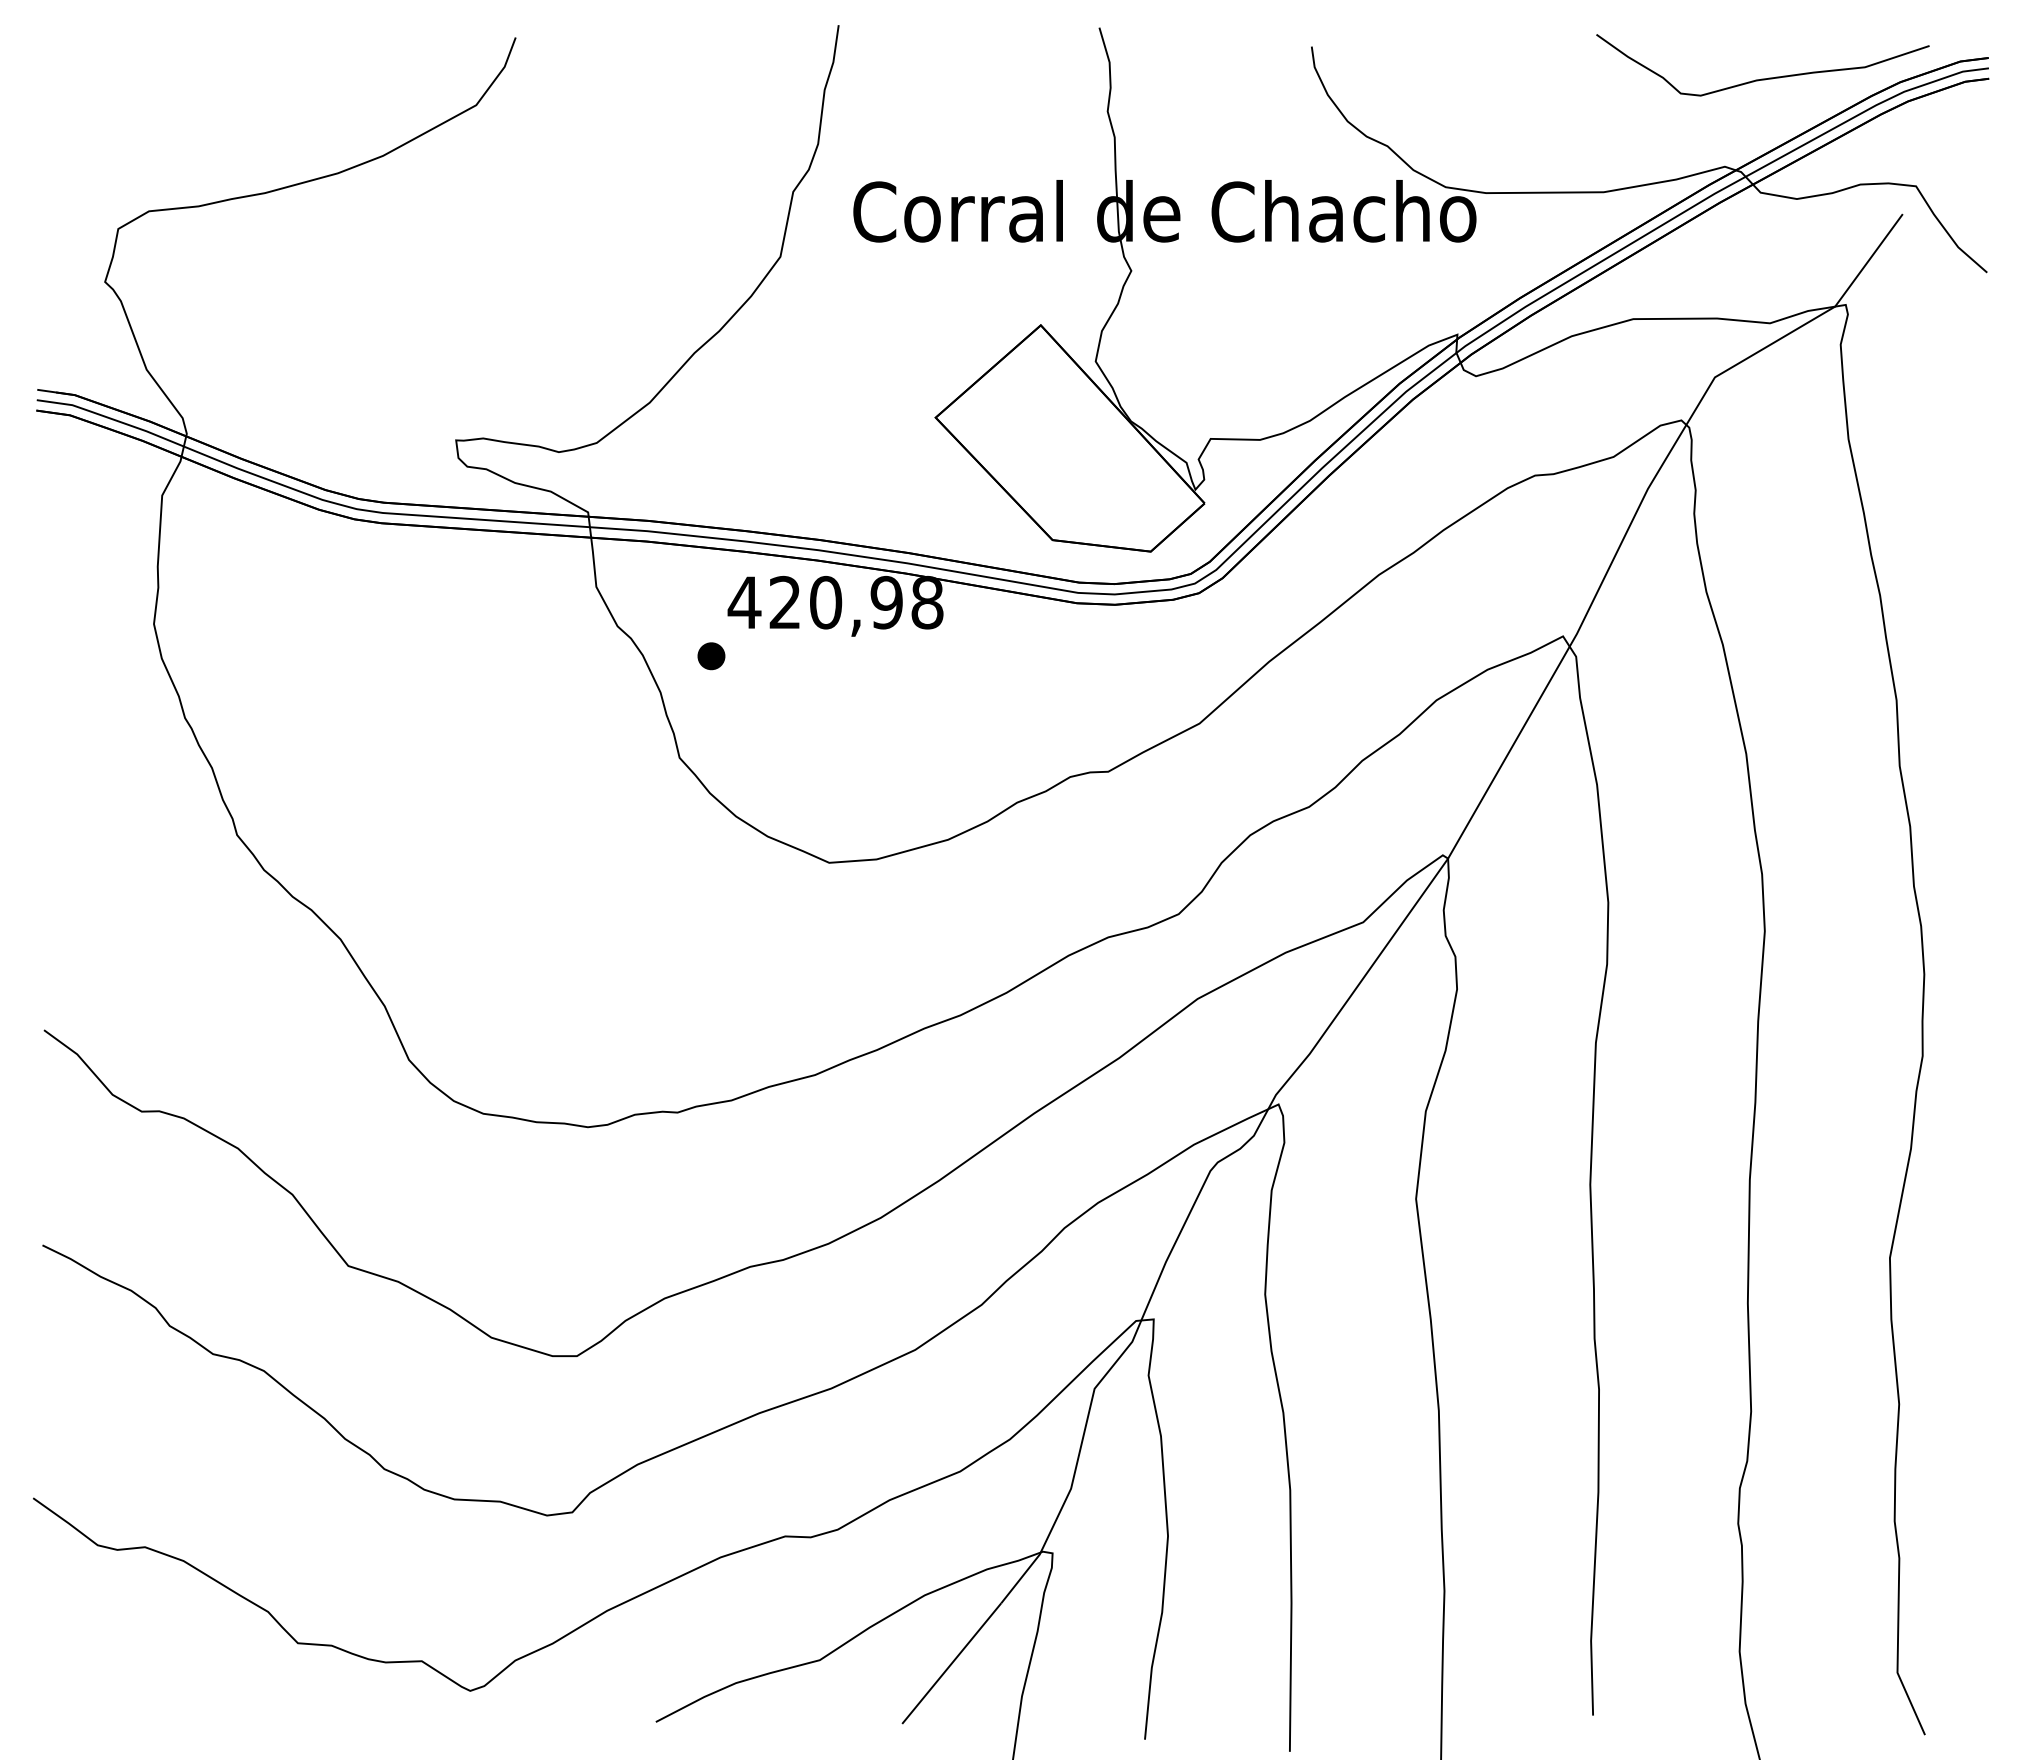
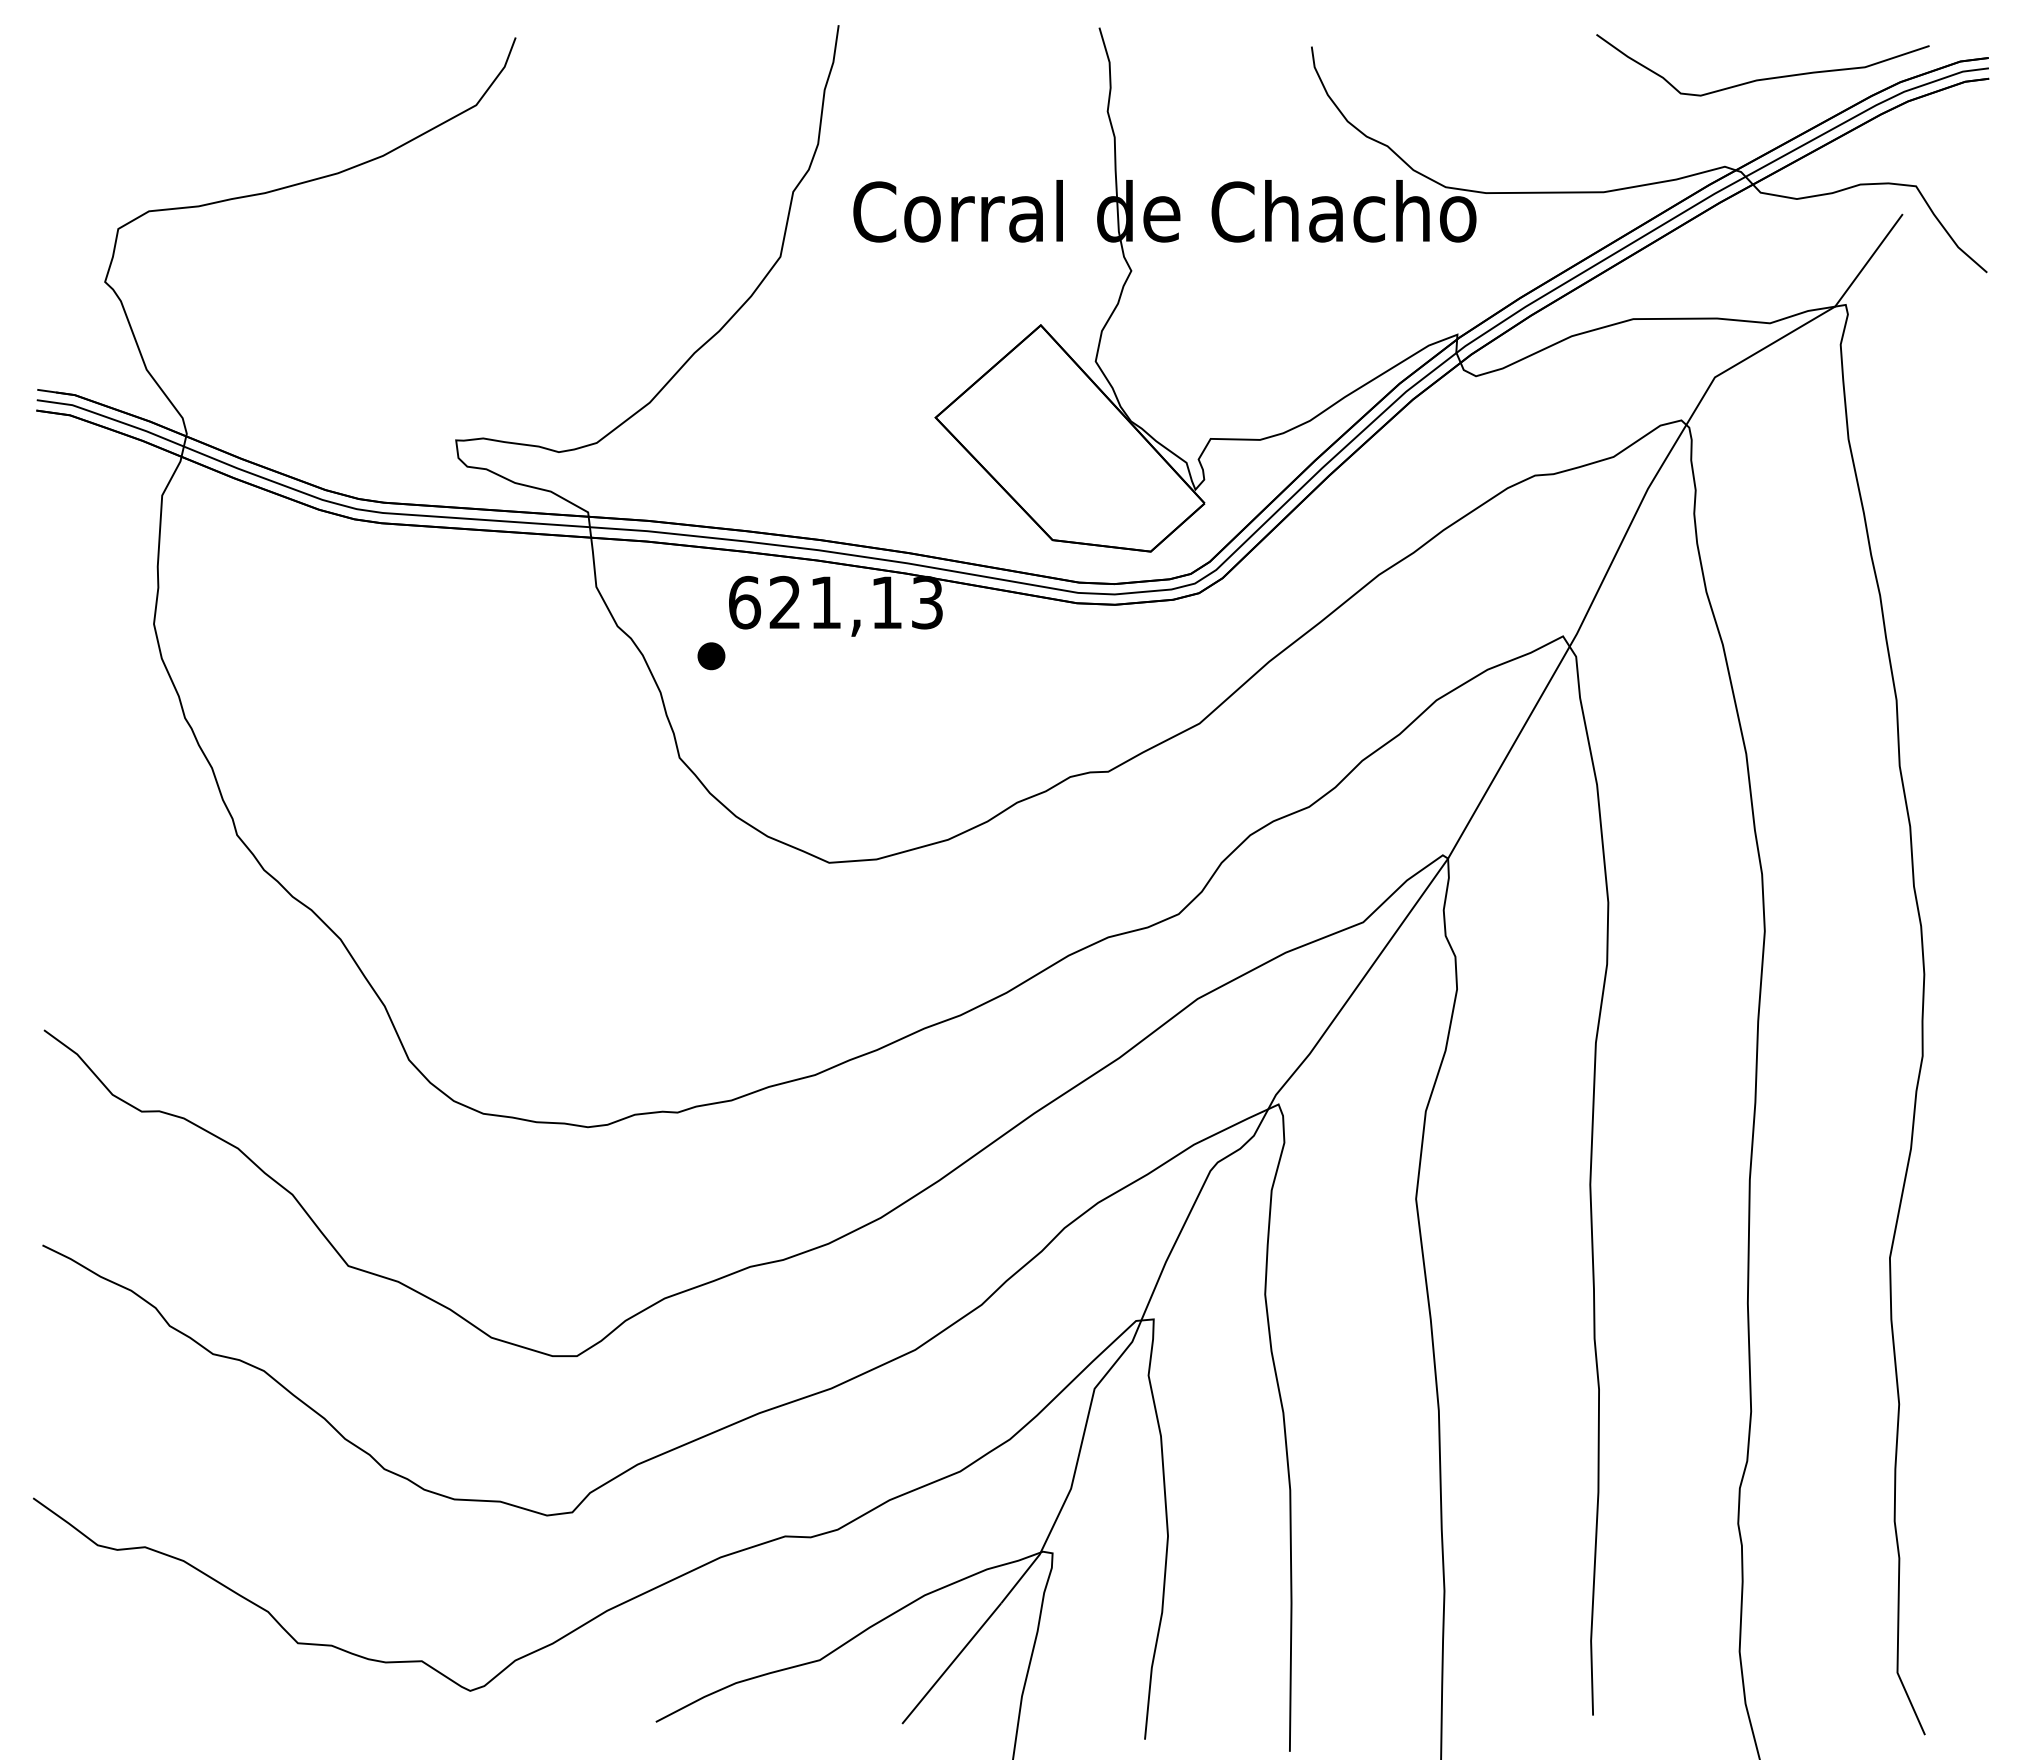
text: 420,98 -> 621,13 (835, 602)
